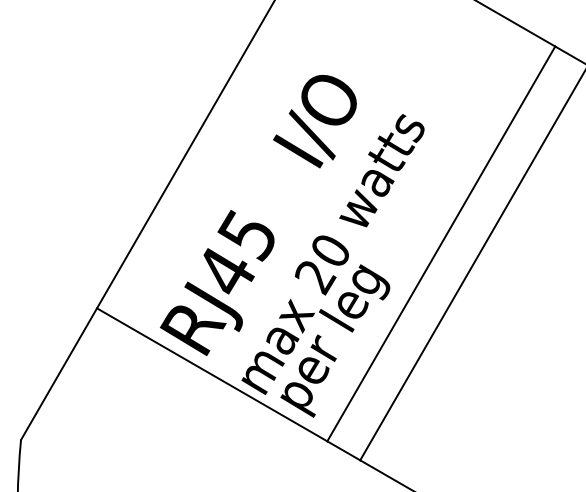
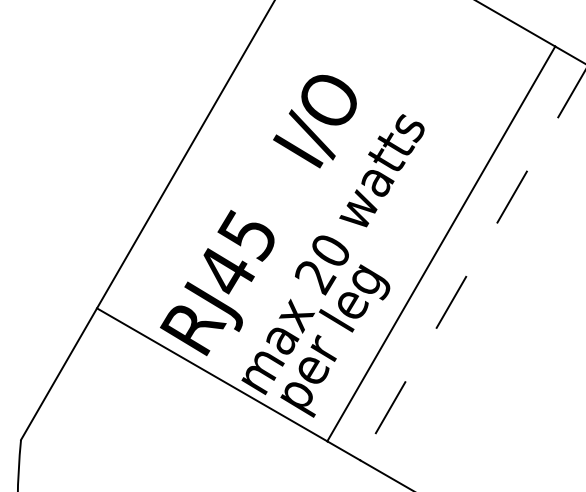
line: solid -> dashed (472, 265)
